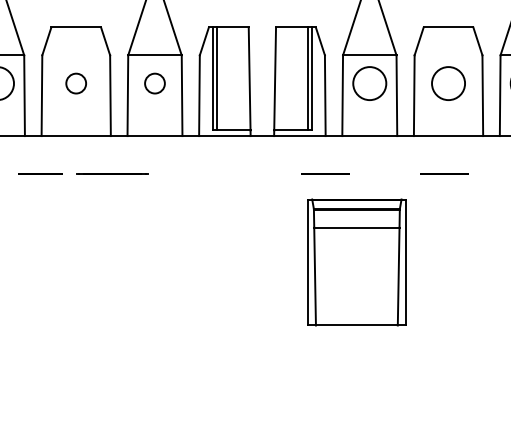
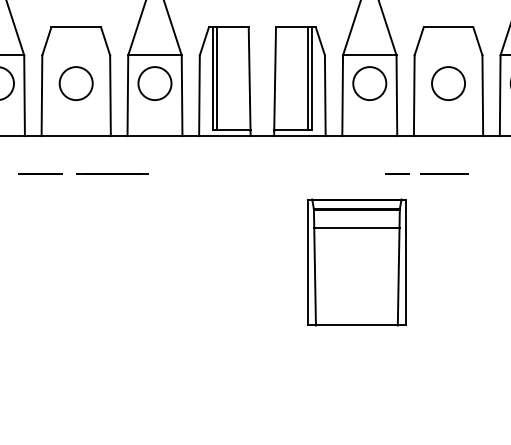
circle diameter: 20 px -> 33 px (75, 83)
circle diameter: 20 px -> 33 px (154, 83)
line: present -> none (325, 173)
line: none -> present (397, 173)
